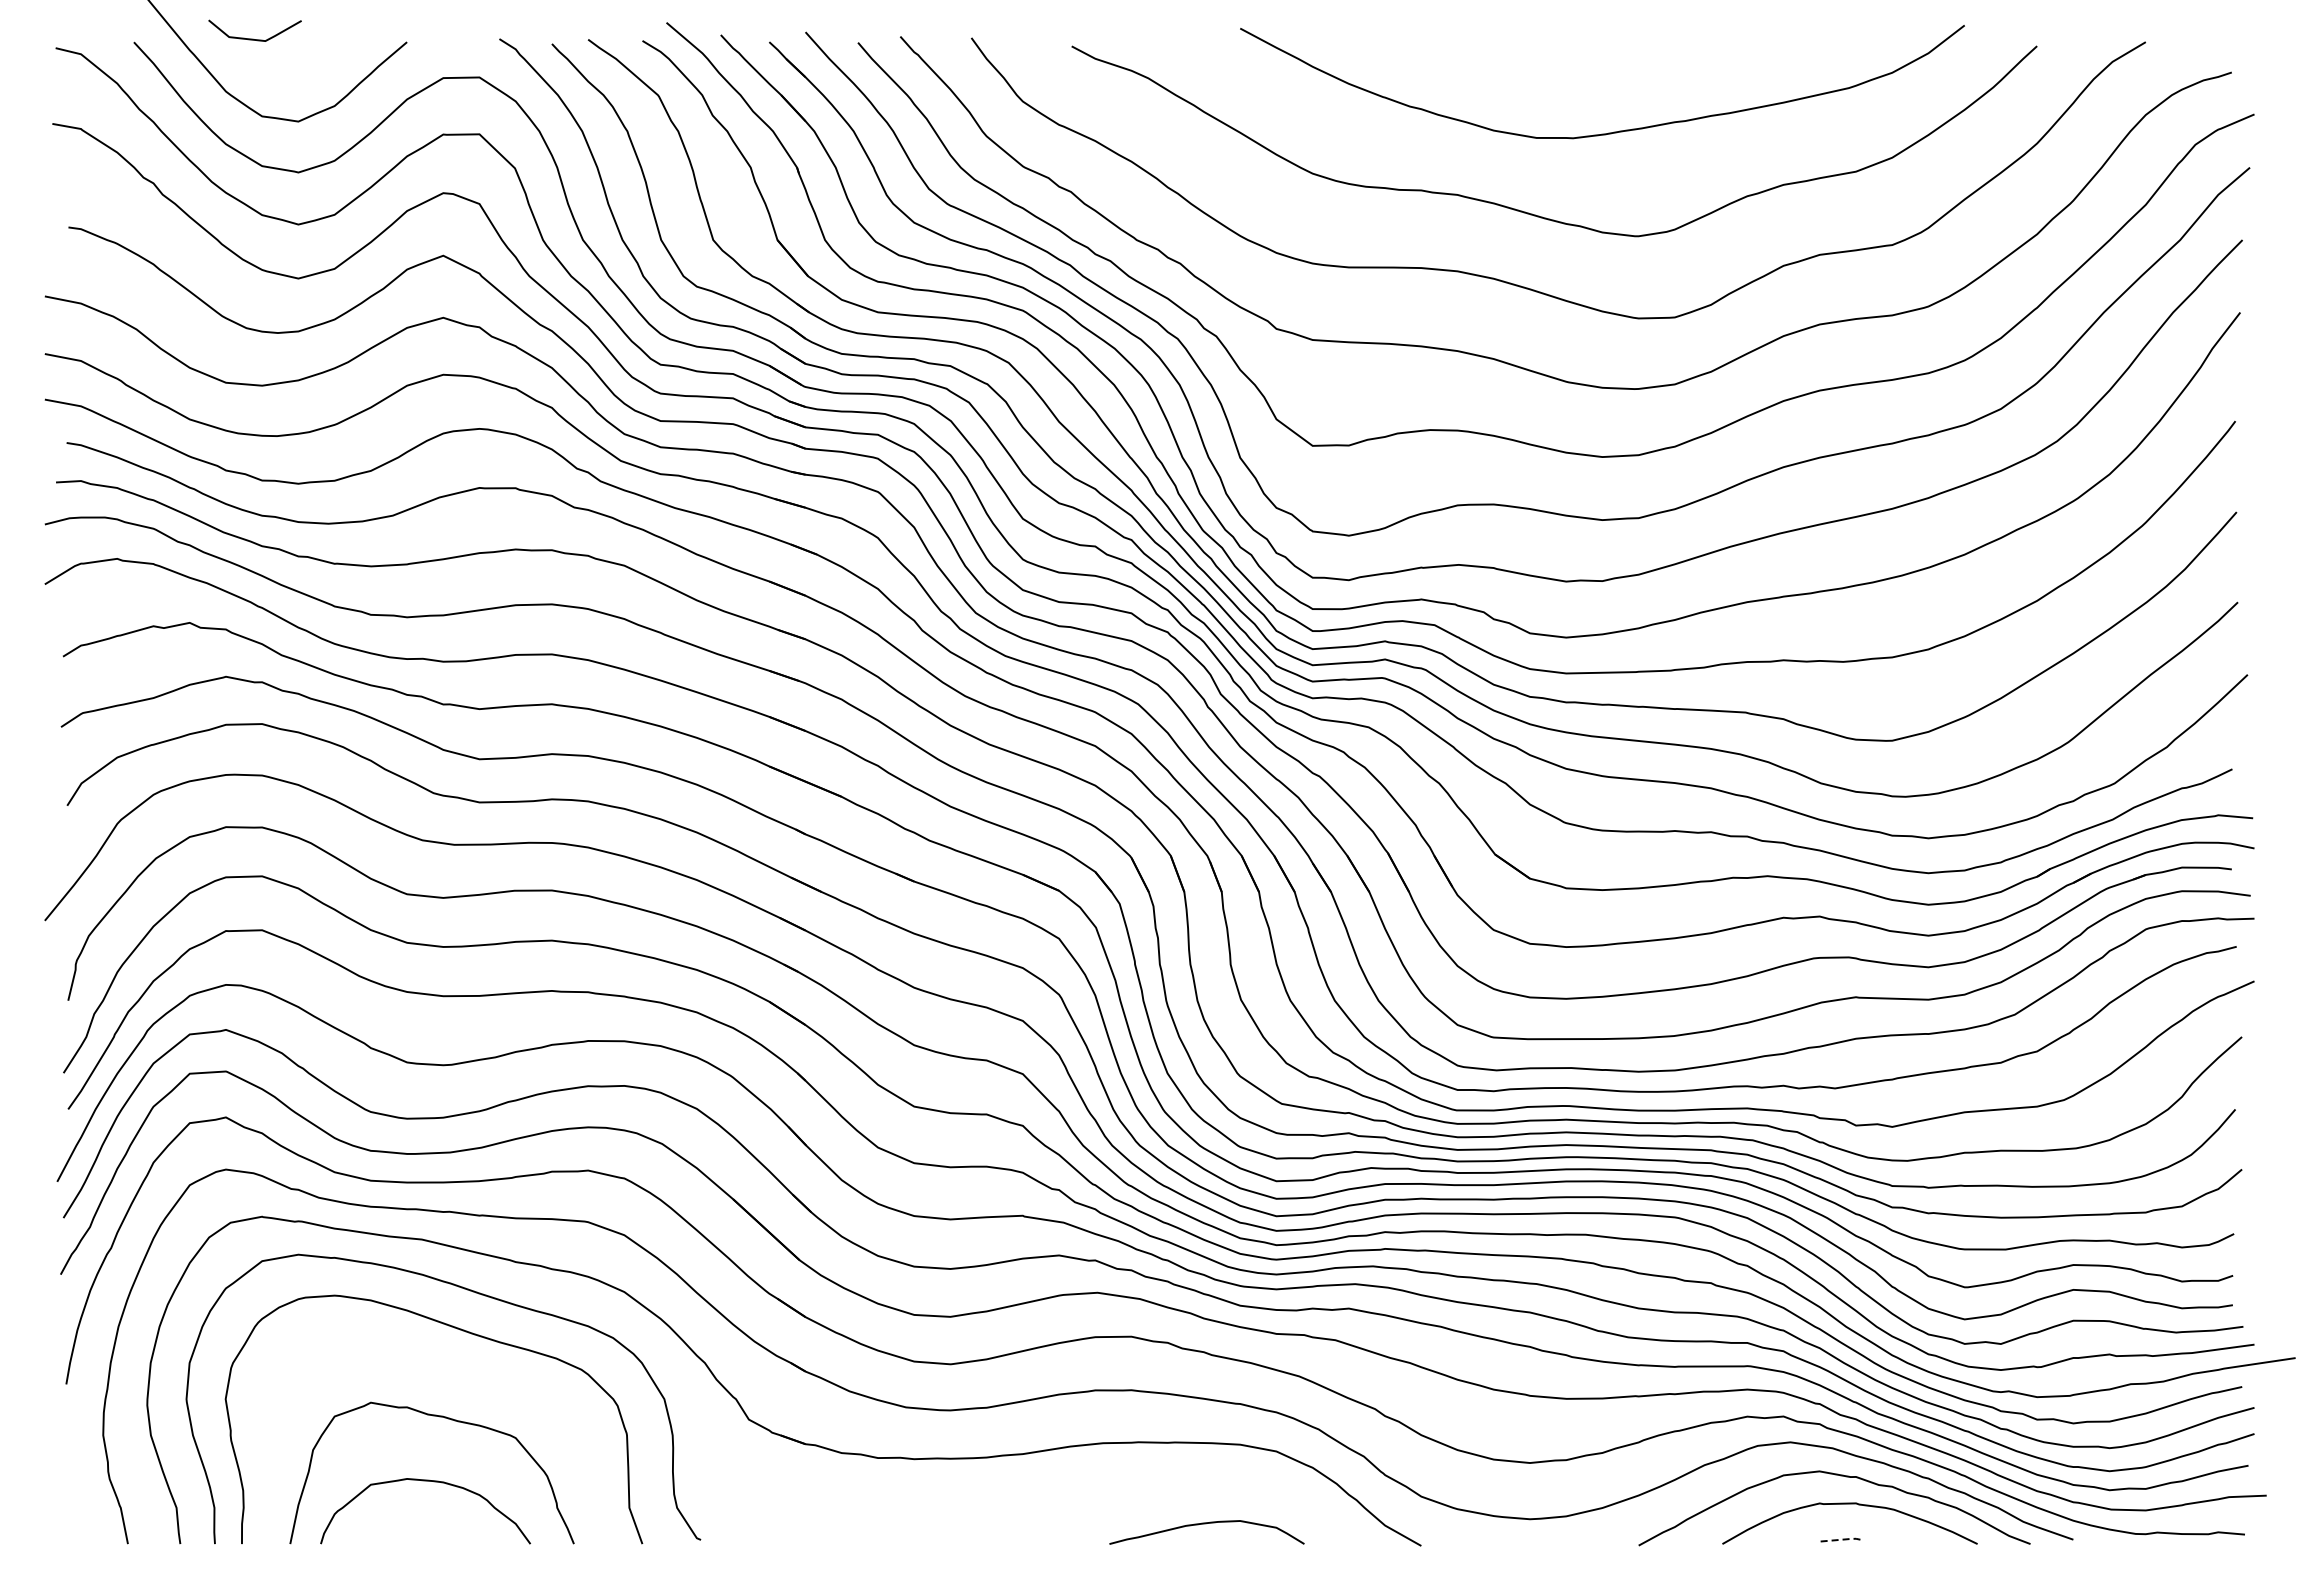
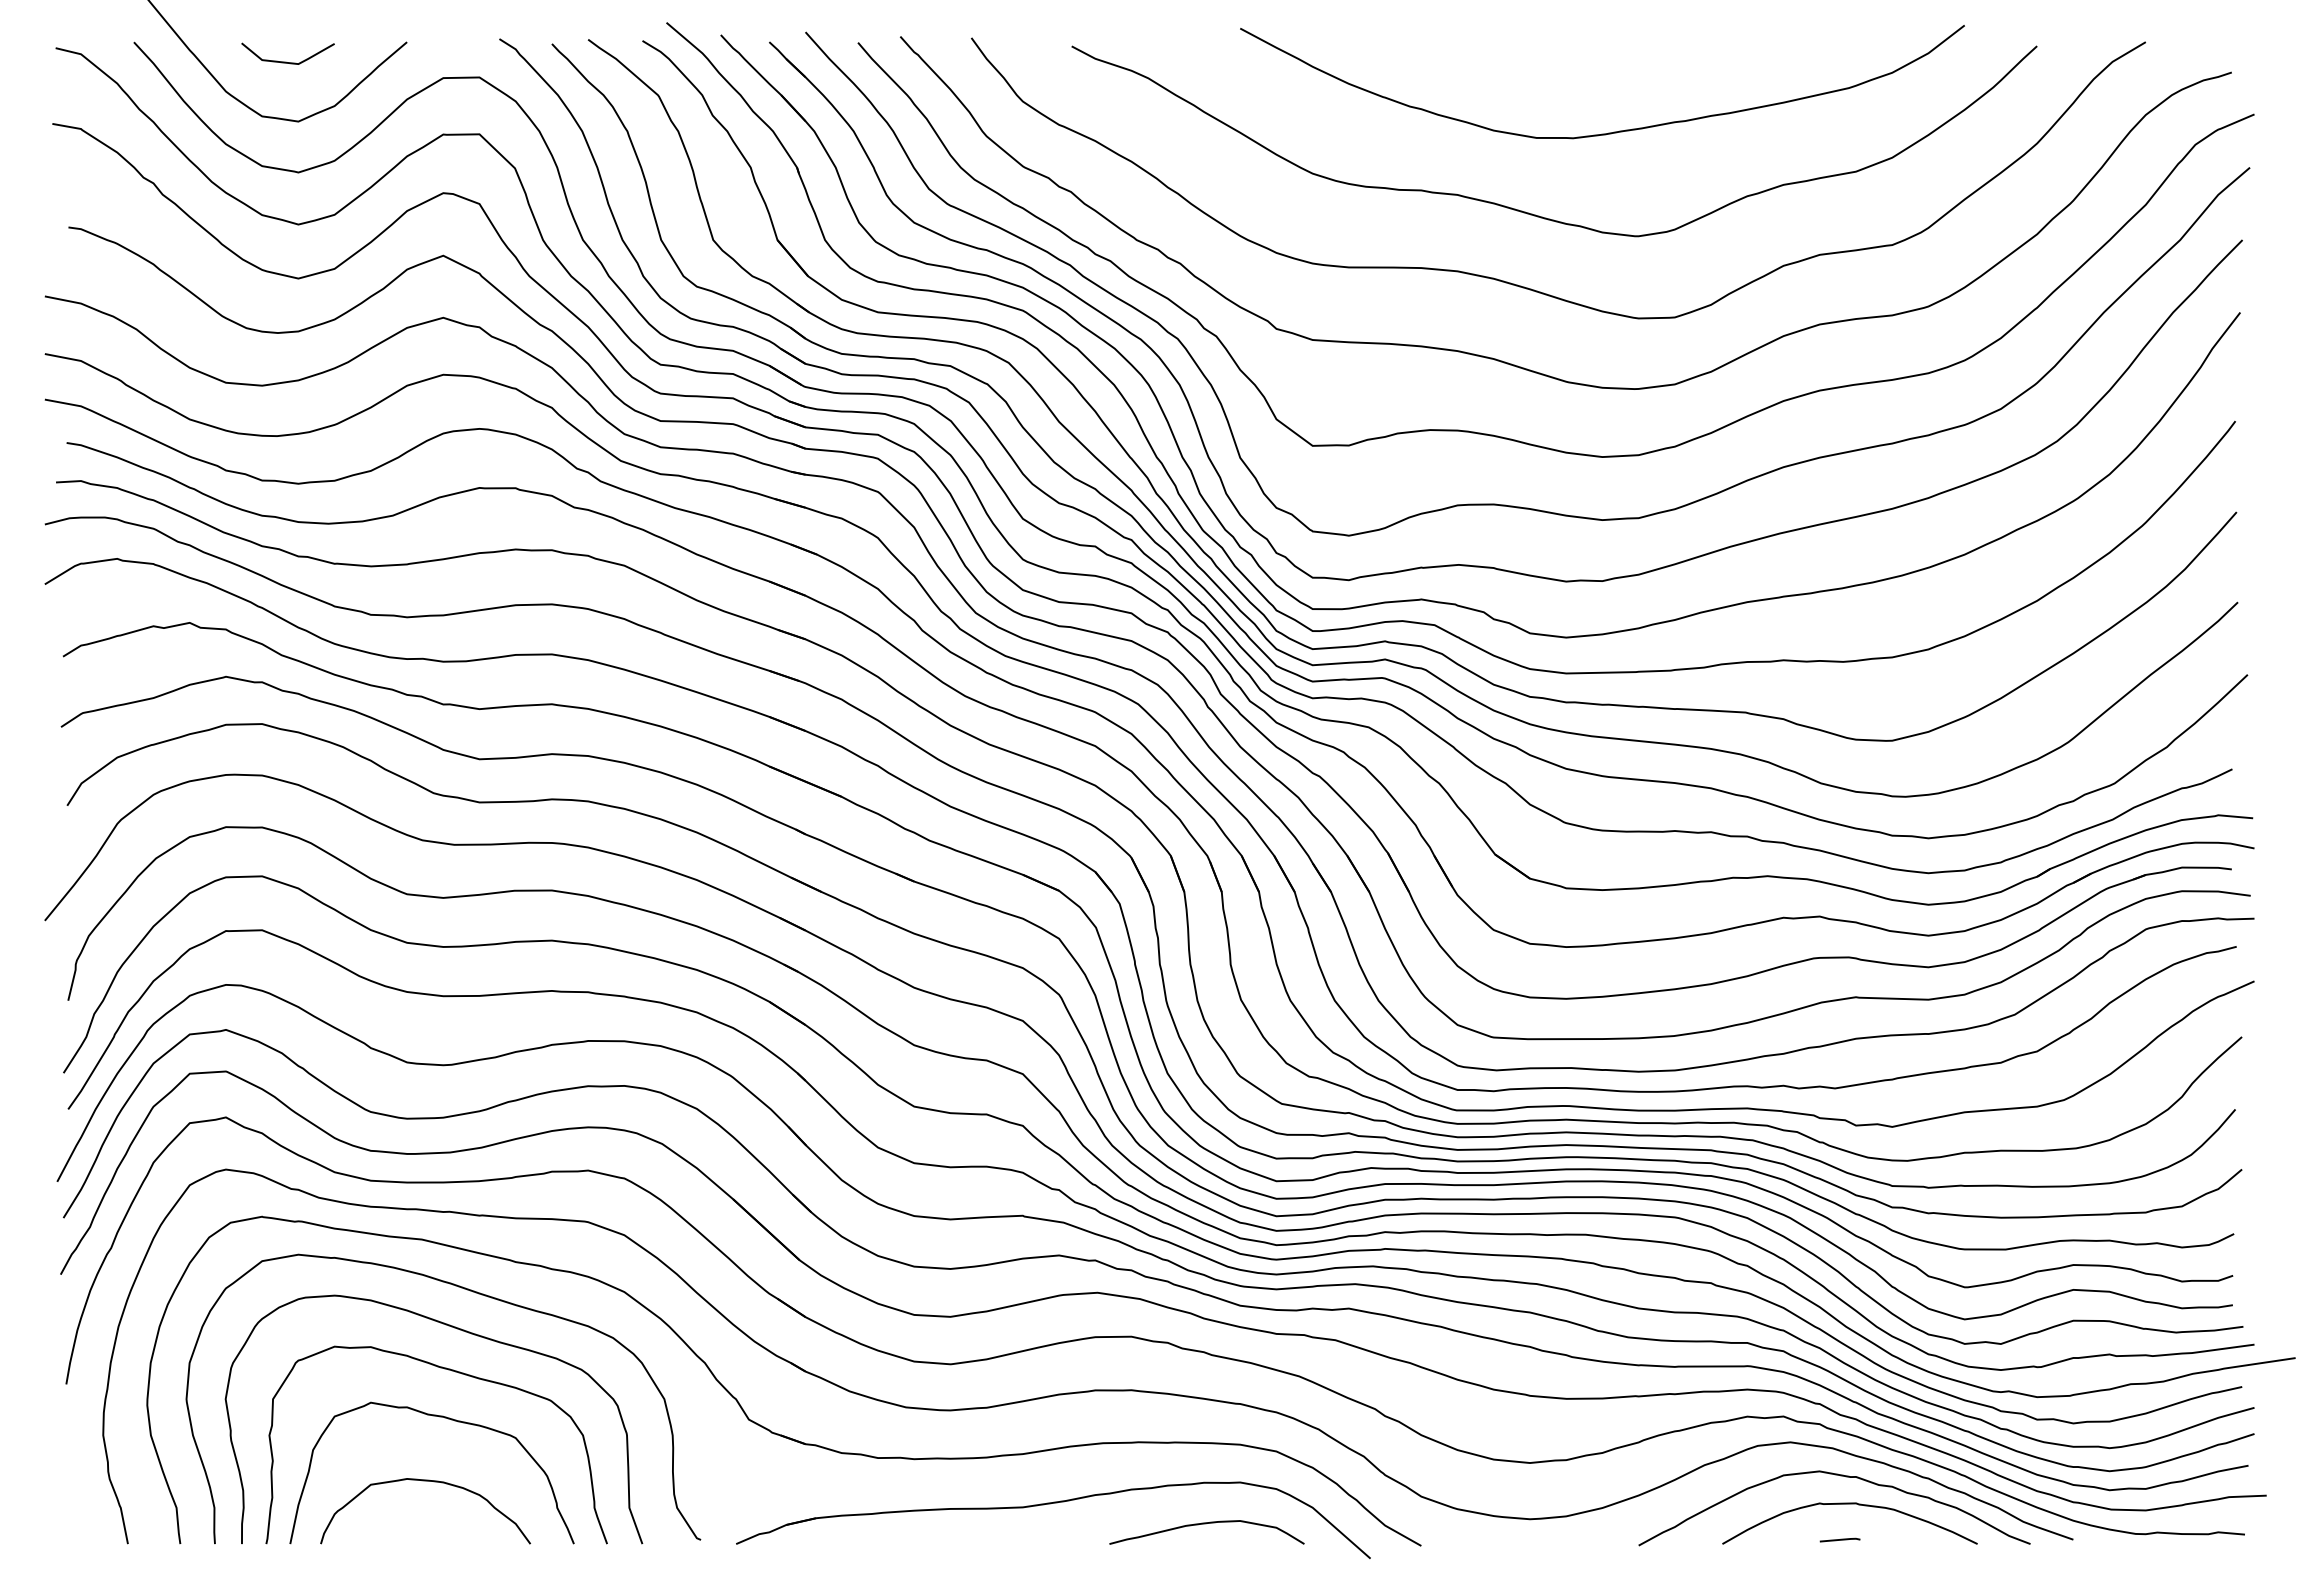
line position: (253, 38) -> (286, 61) (286, 61)
curve: none -> present (458, 1373)
part: none -> present (1050, 1504)
line: dashed -> solid (1841, 1539)
